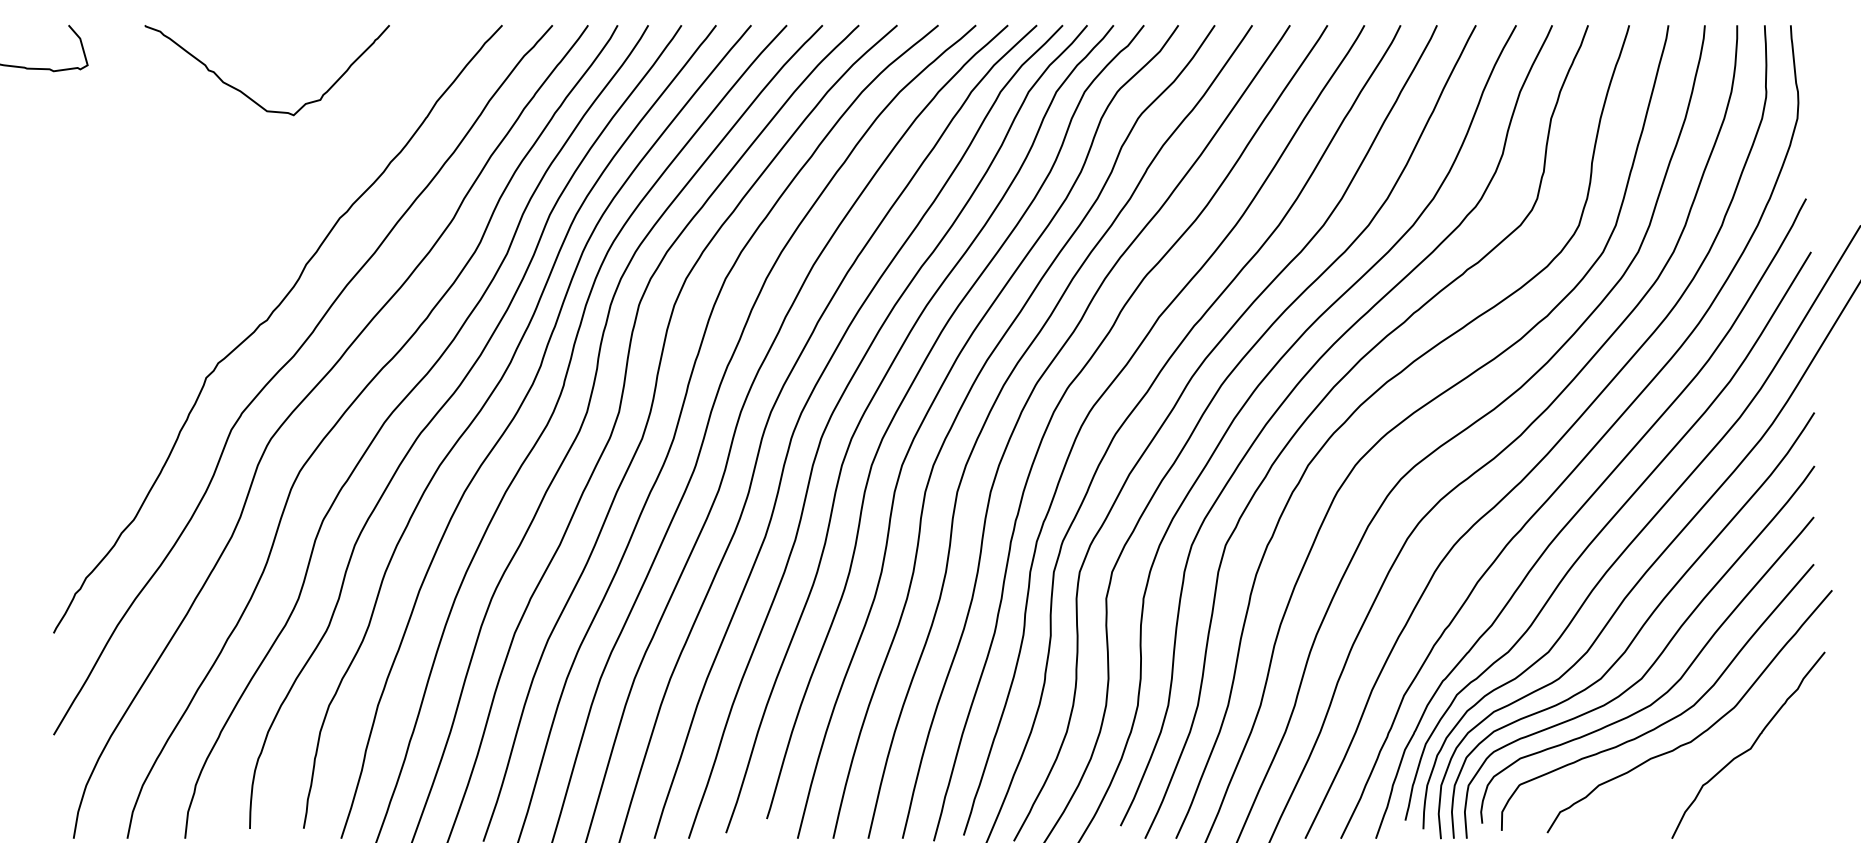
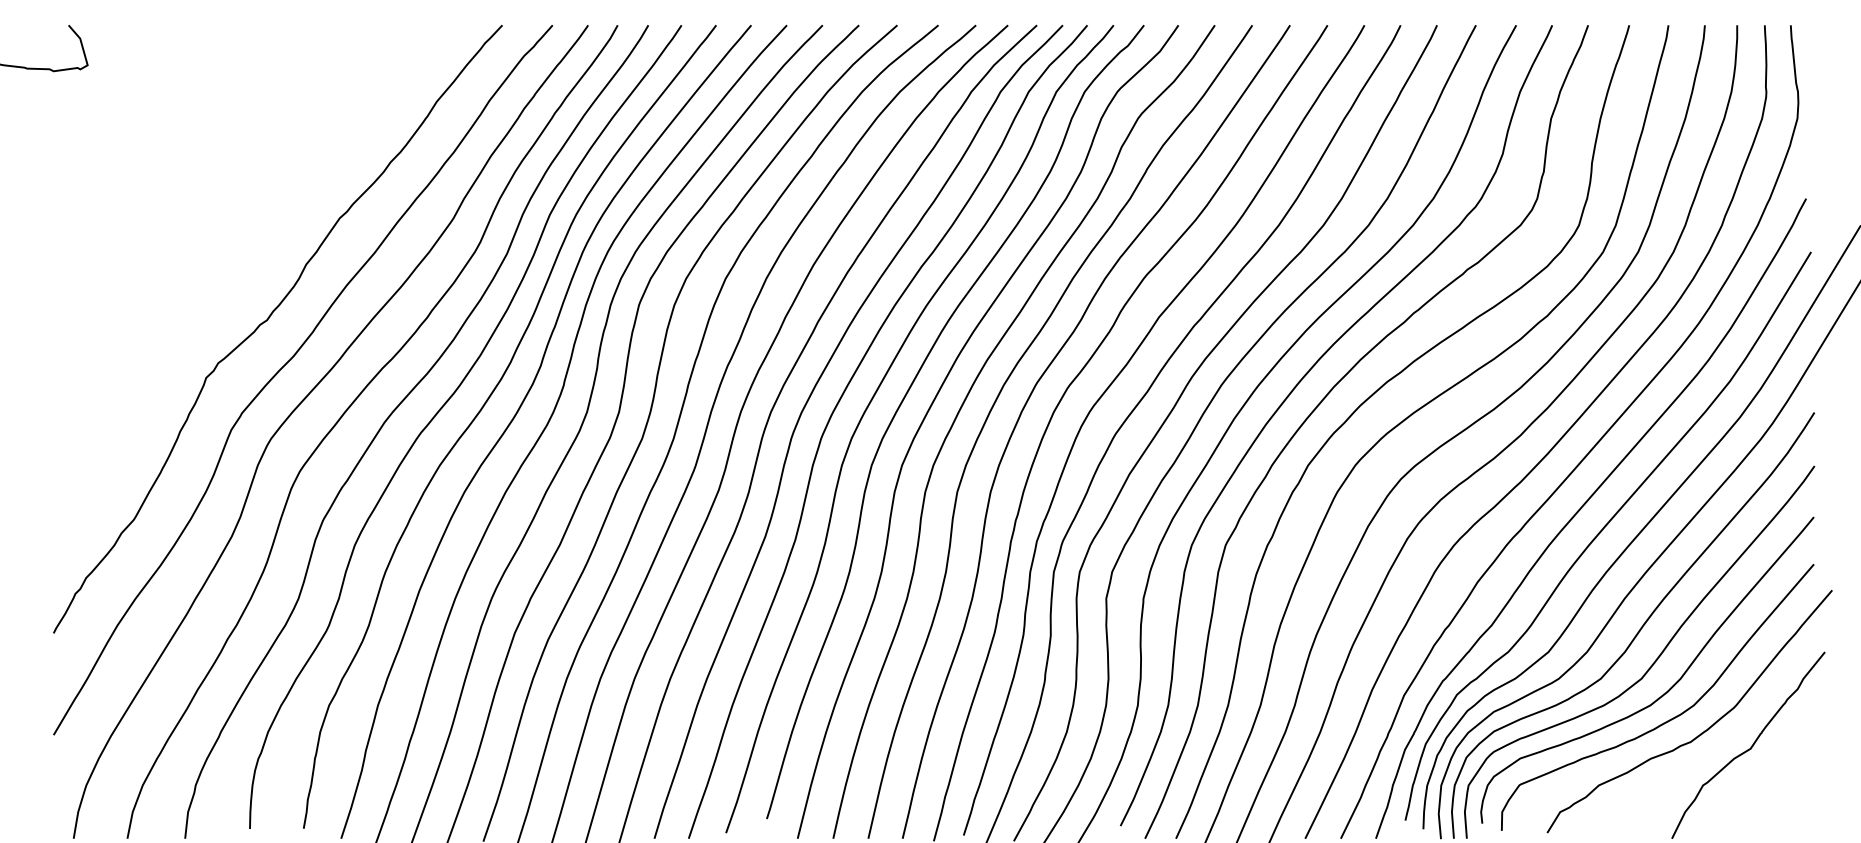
curve: present -> none (249, 96)
